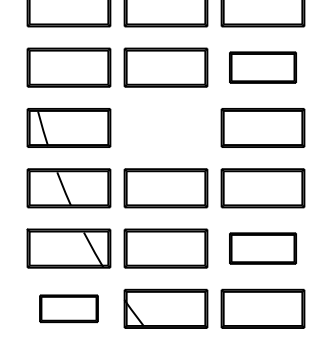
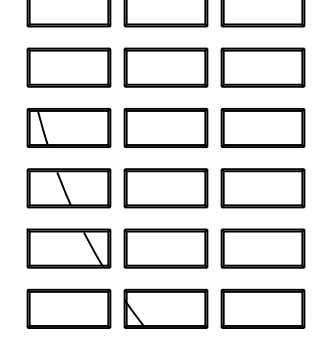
part size: 68x33 px -> 86x41 px (262, 67)
part: none -> present (165, 127)
part size: 68x33 px -> 86x41 px (262, 248)
part size: 60x30 px -> 86x41 px (68, 308)
